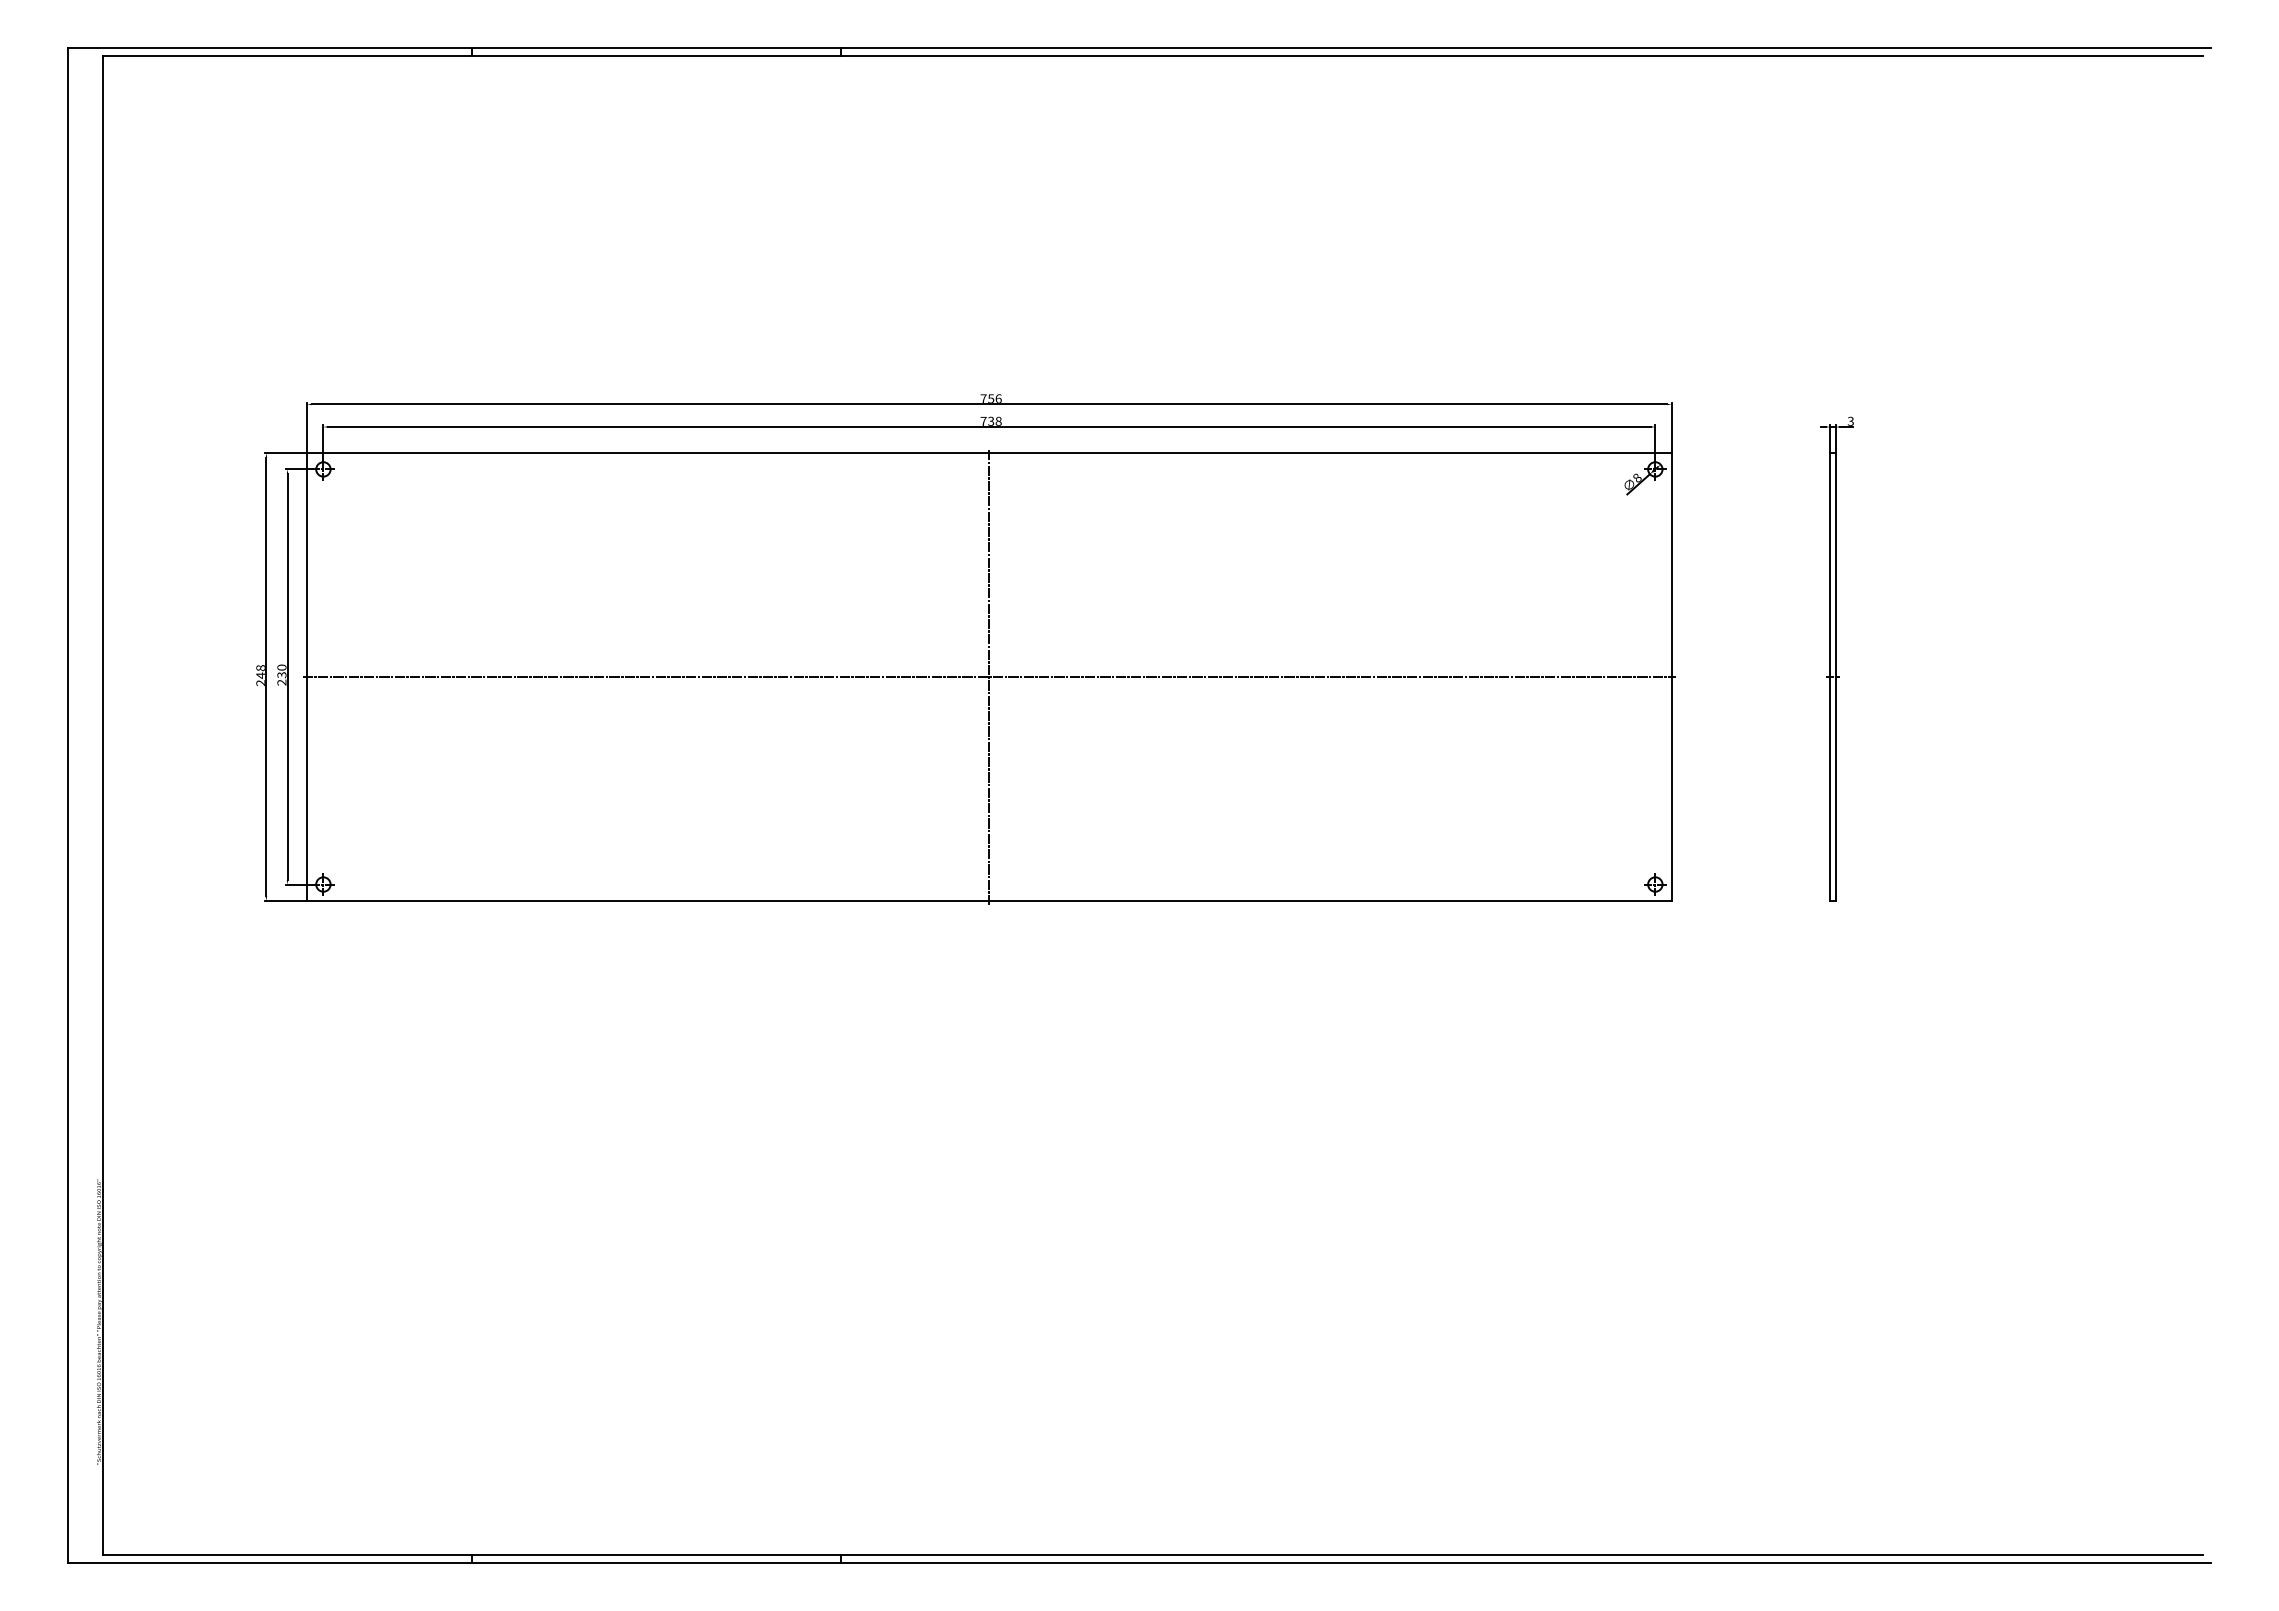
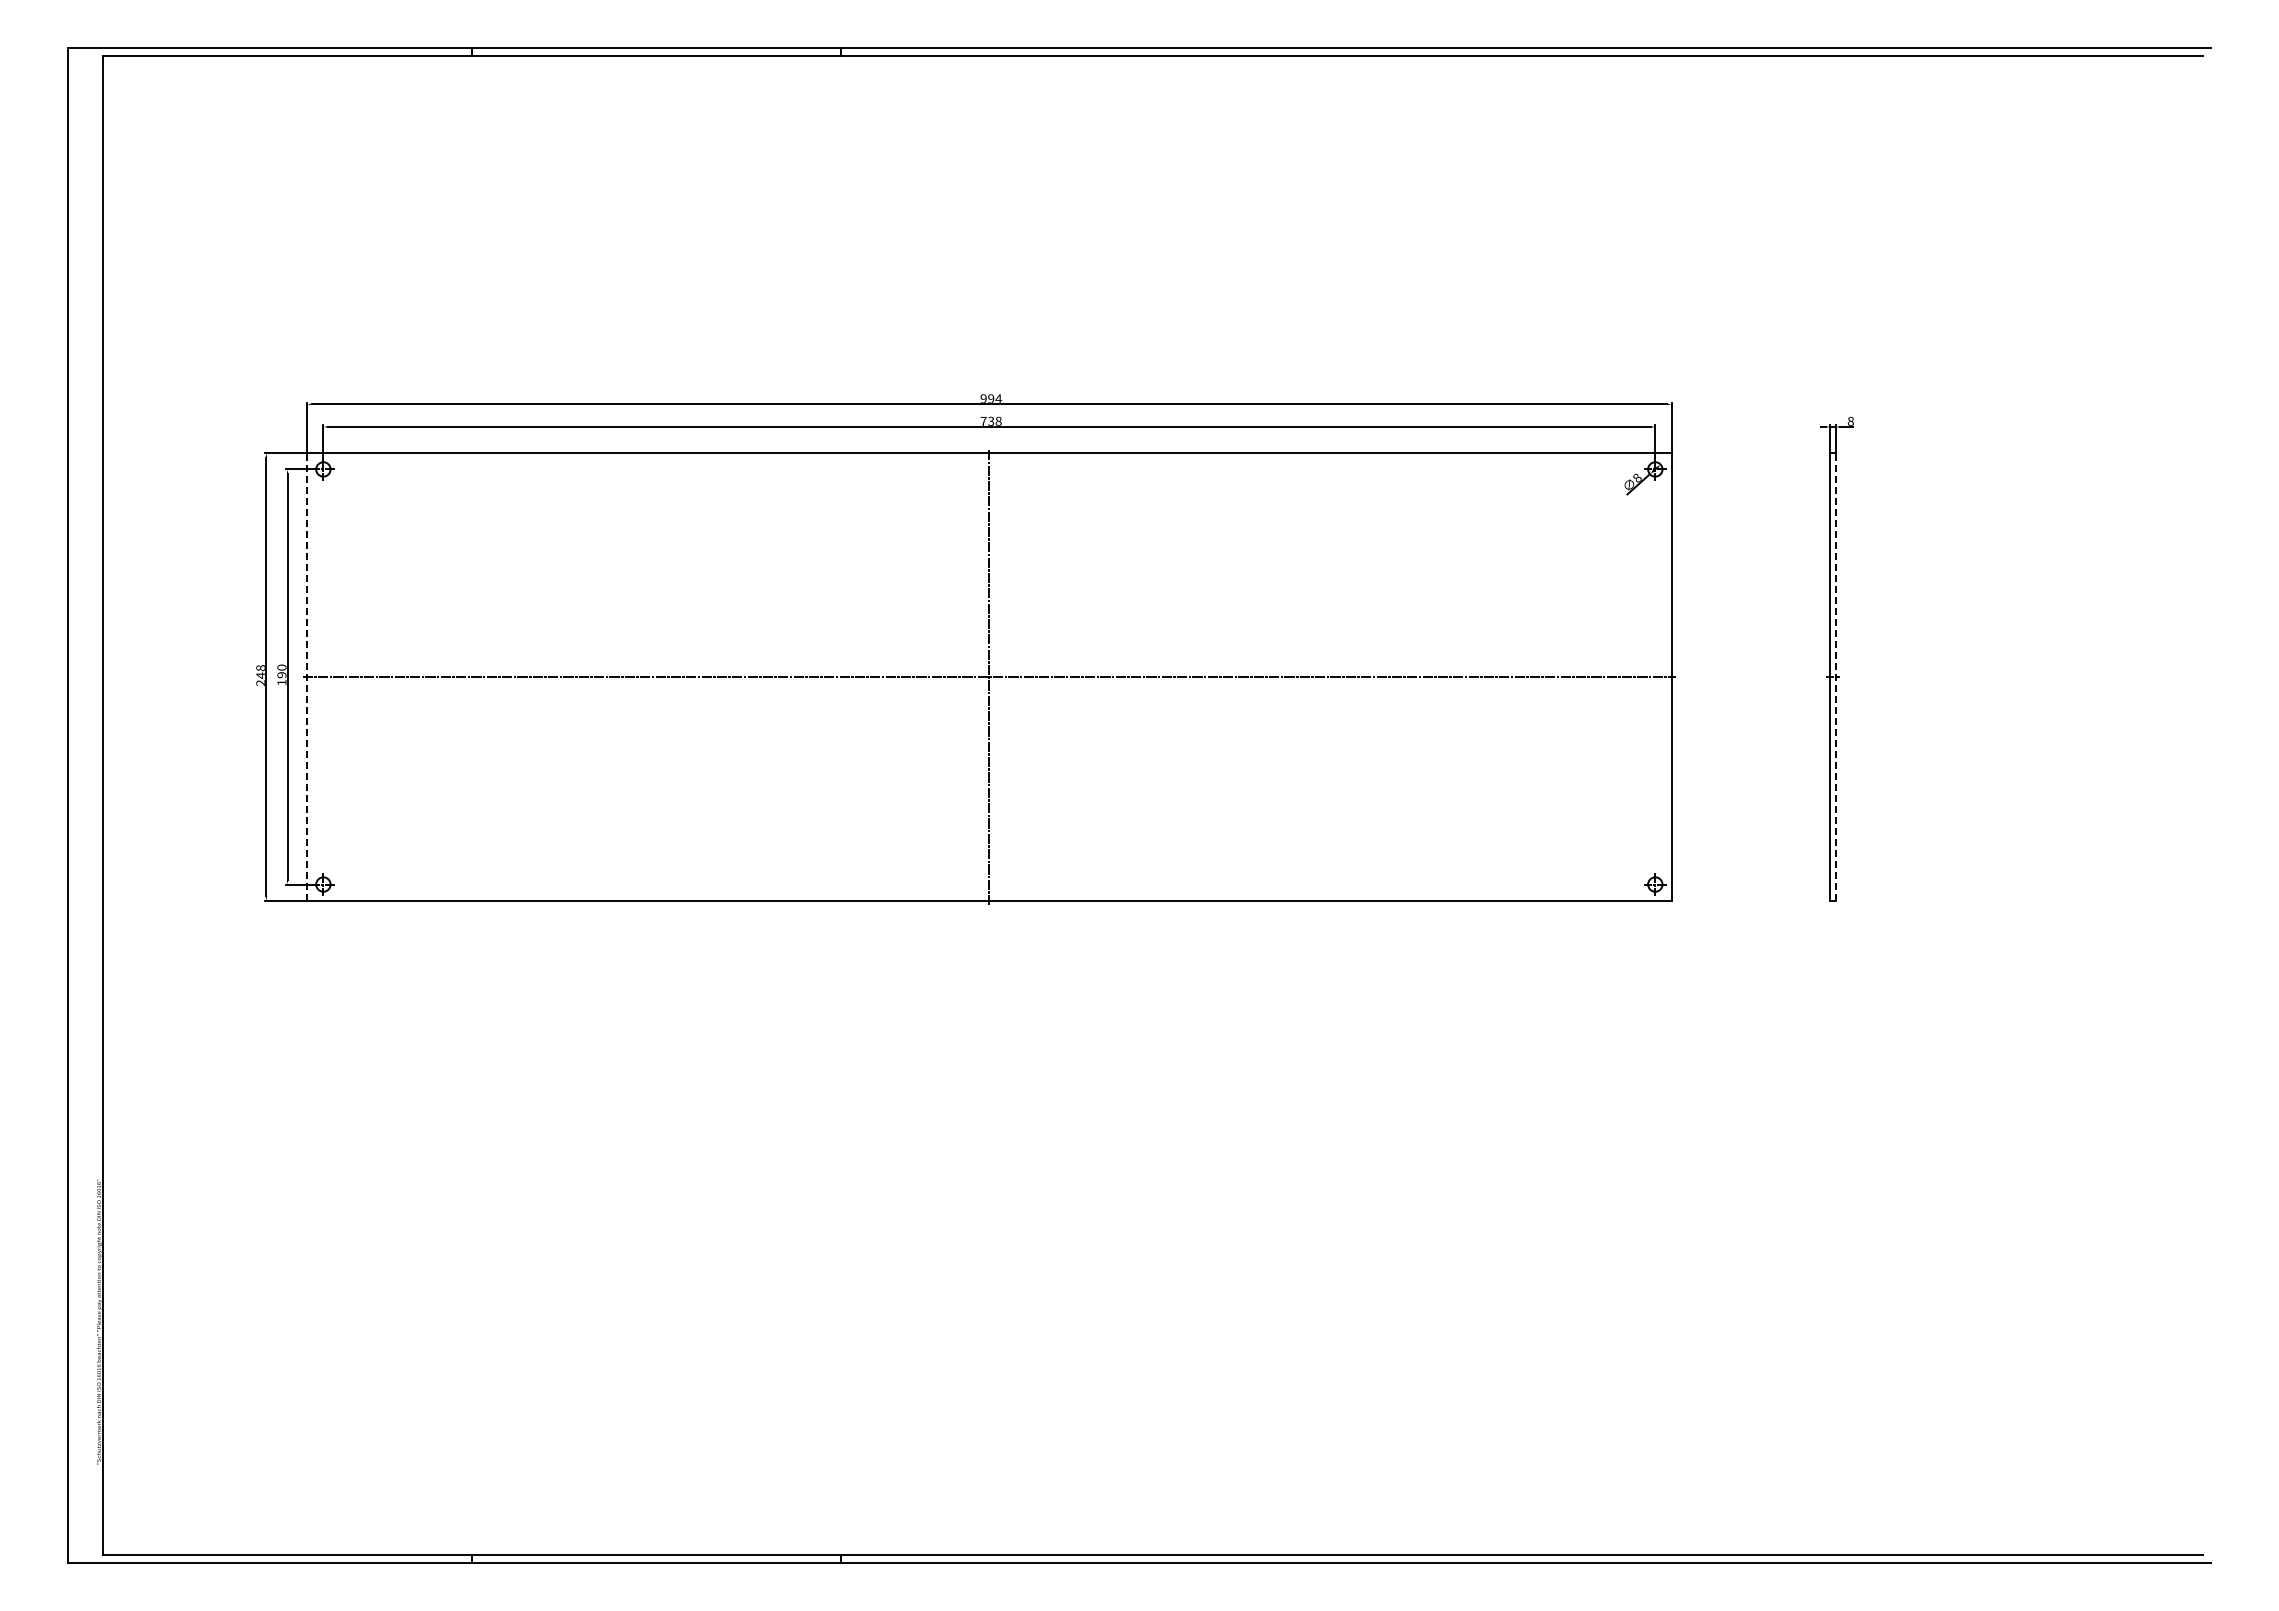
text: 756 -> 994 (990, 398)
text: 3 -> 8 (1850, 421)
line: solid -> dashed (307, 676)
line: solid -> dashed (1835, 676)
text: 230 -> 190 (281, 678)
